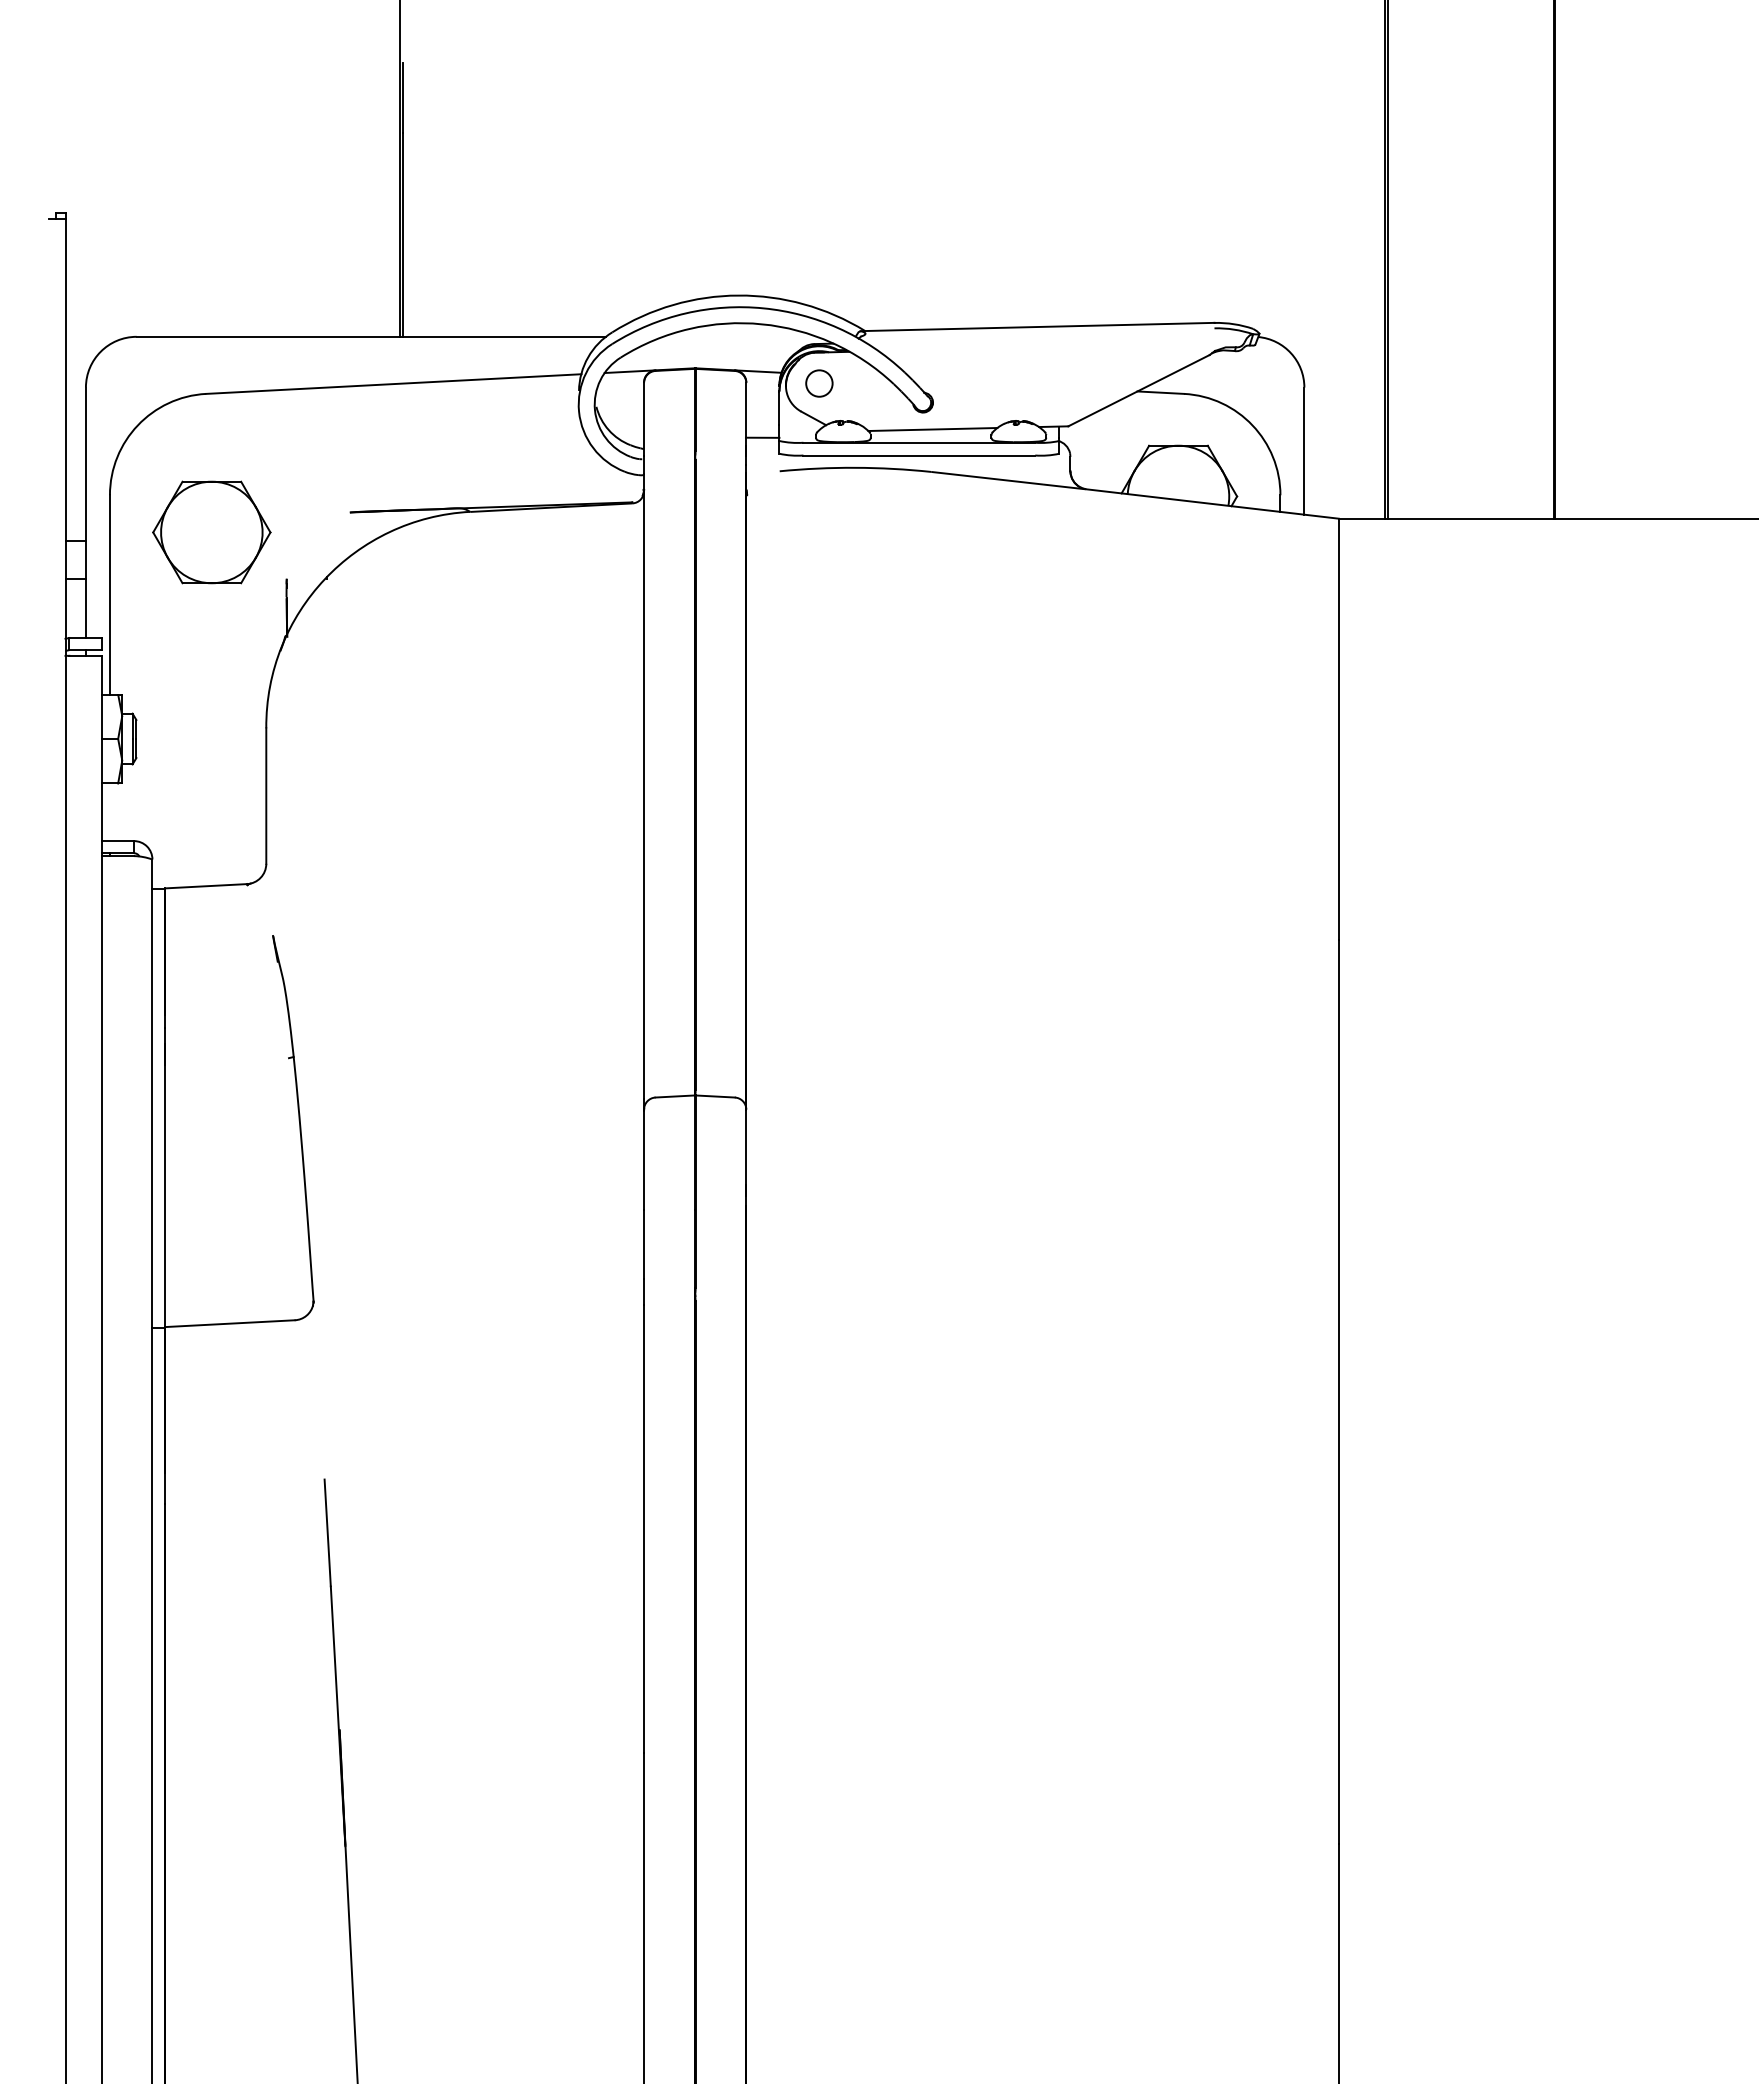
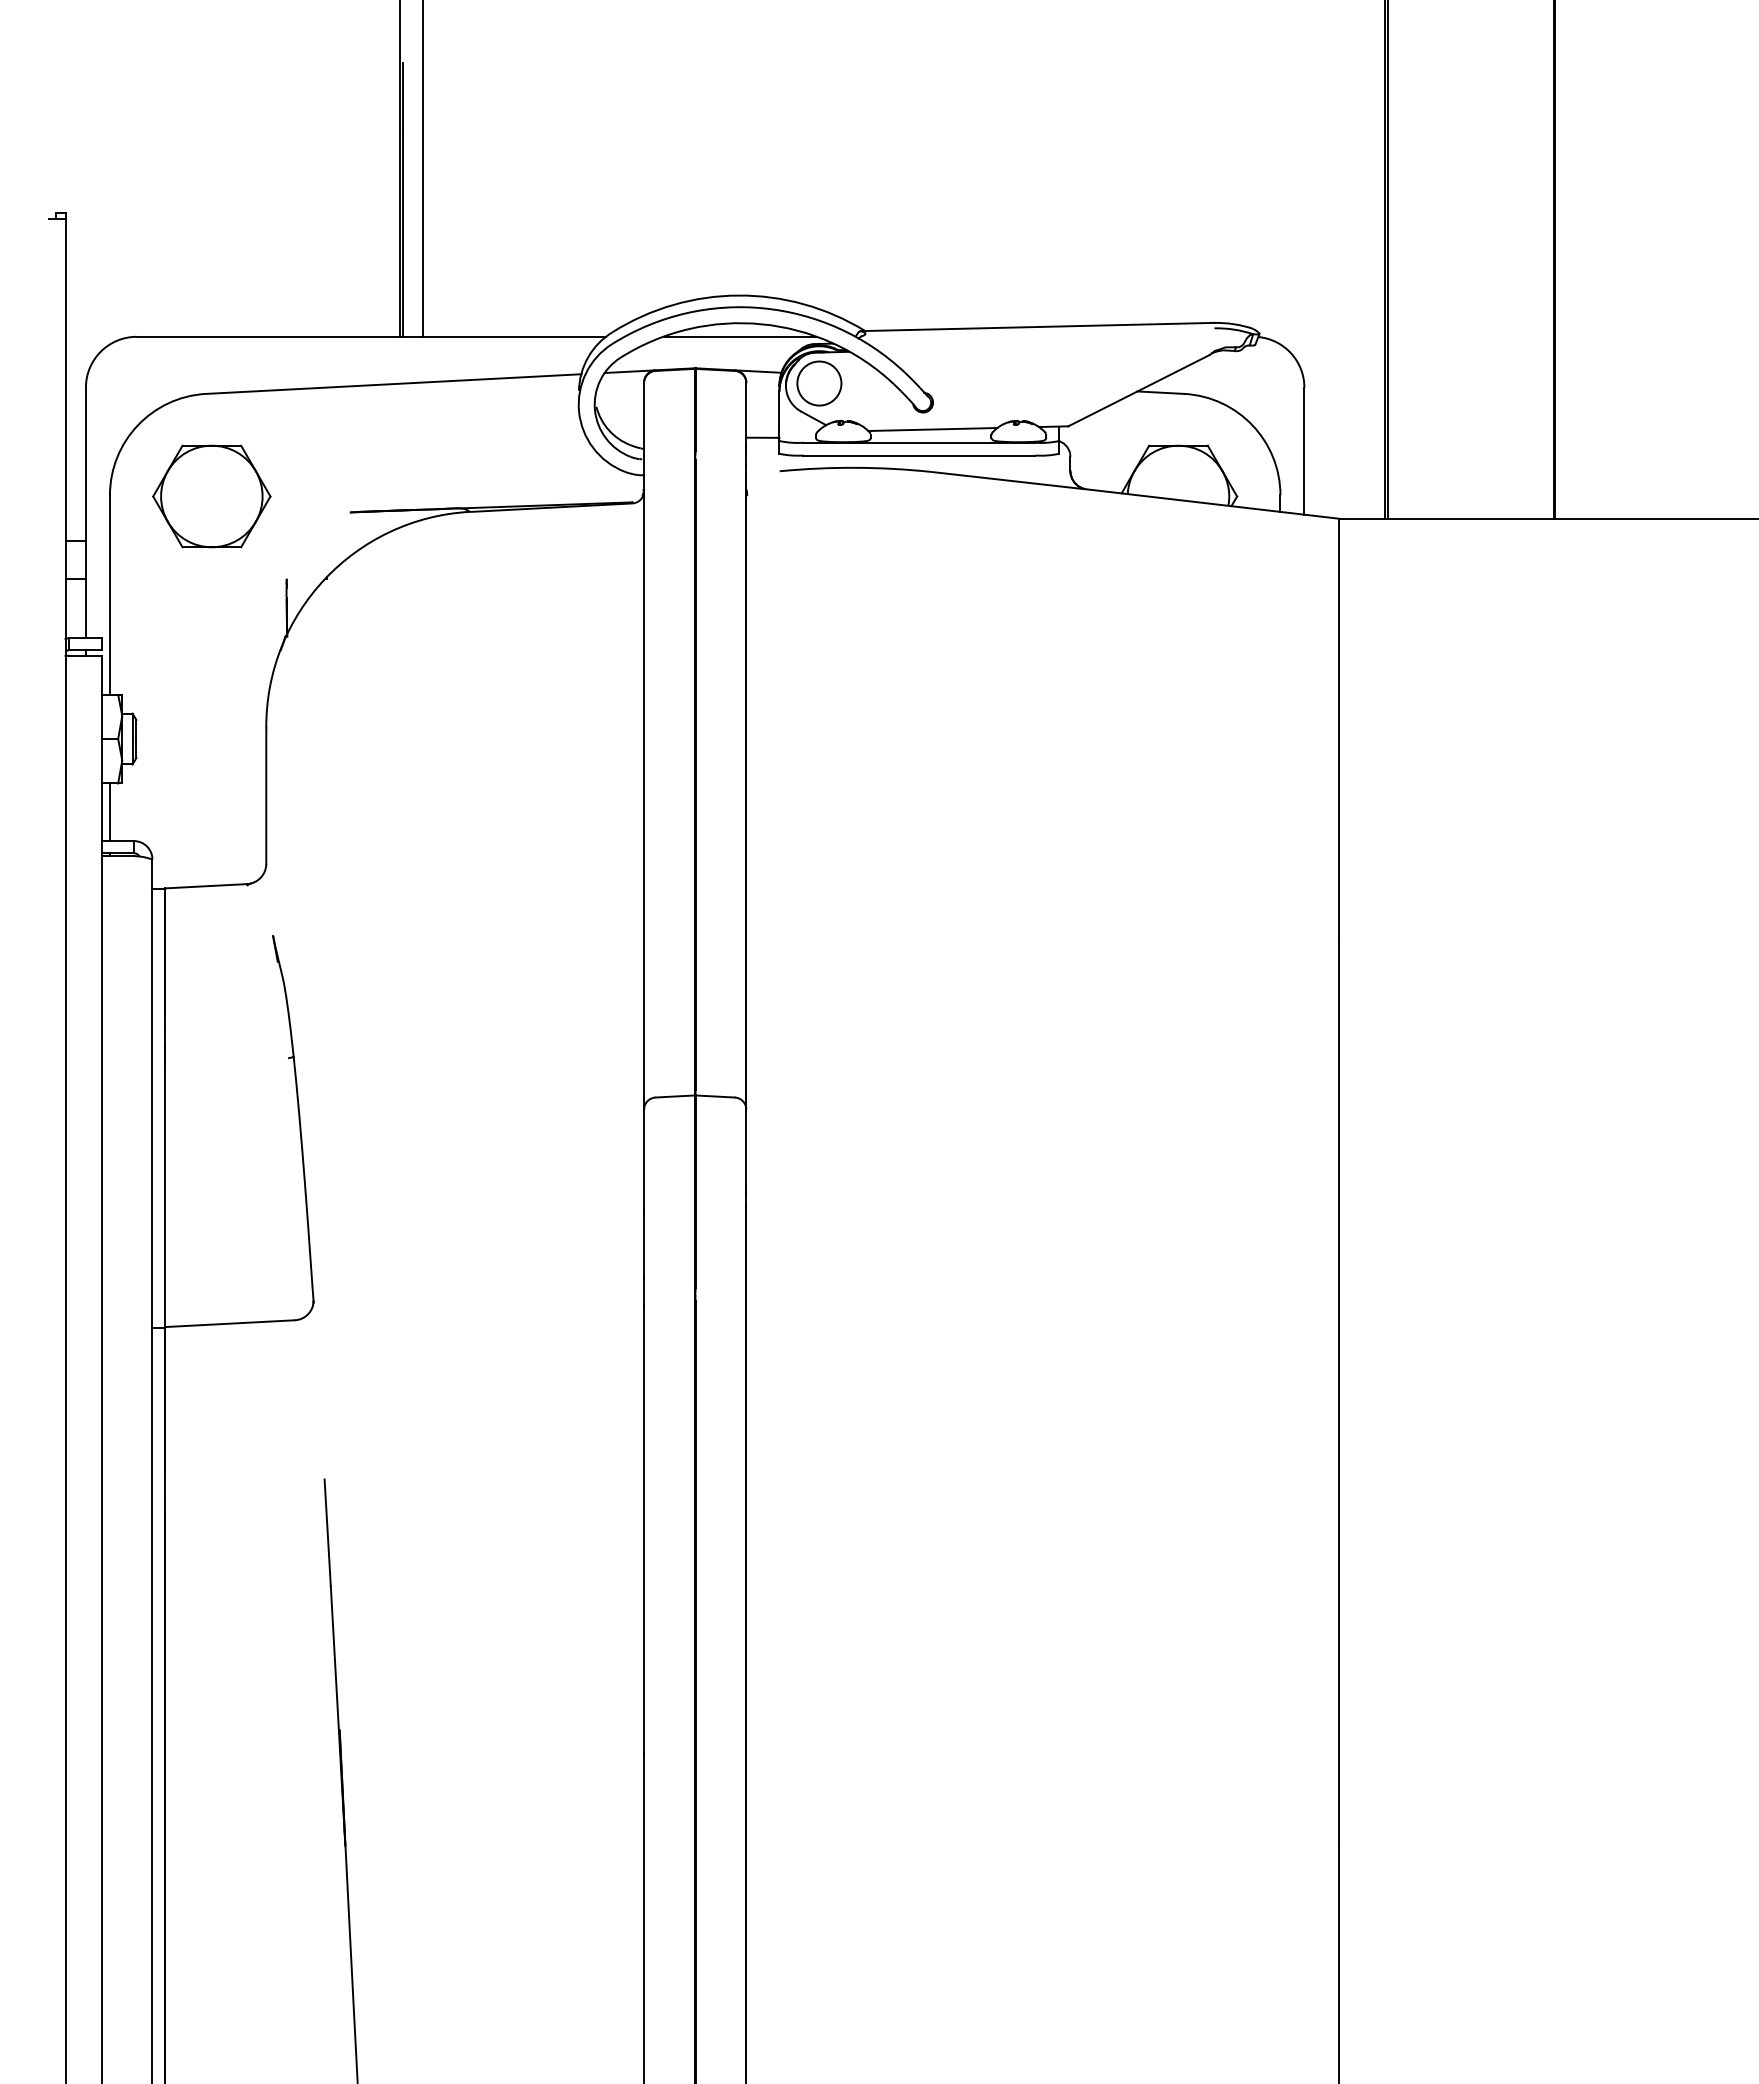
line: none -> present (423, 169)
line: none -> present (740, 336)
circle diameter: 26 px -> 44 px (819, 383)
part position: (211, 532) -> (211, 496) (211, 496)
line: none -> present (109, 812)
